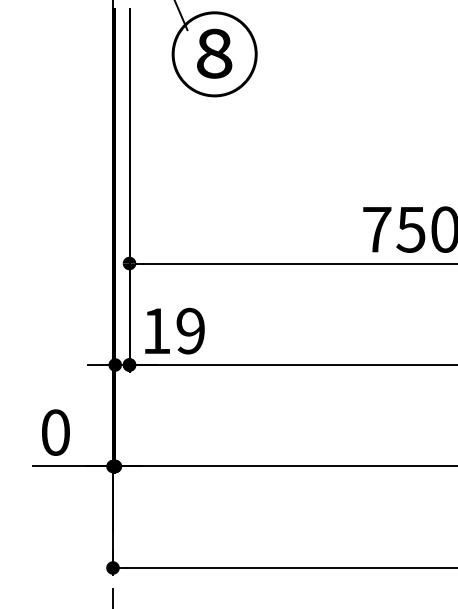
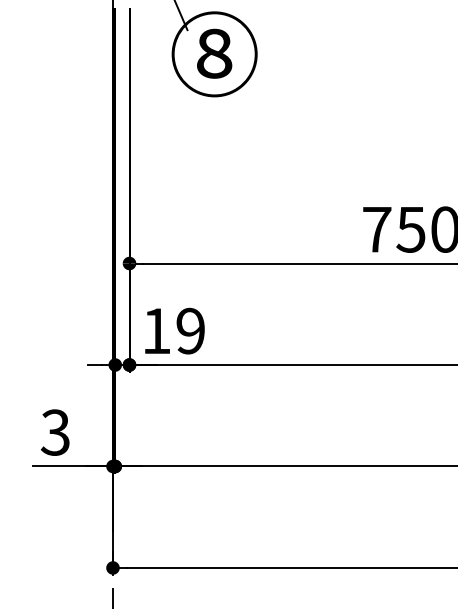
text: 0 -> 3 (54, 432)
